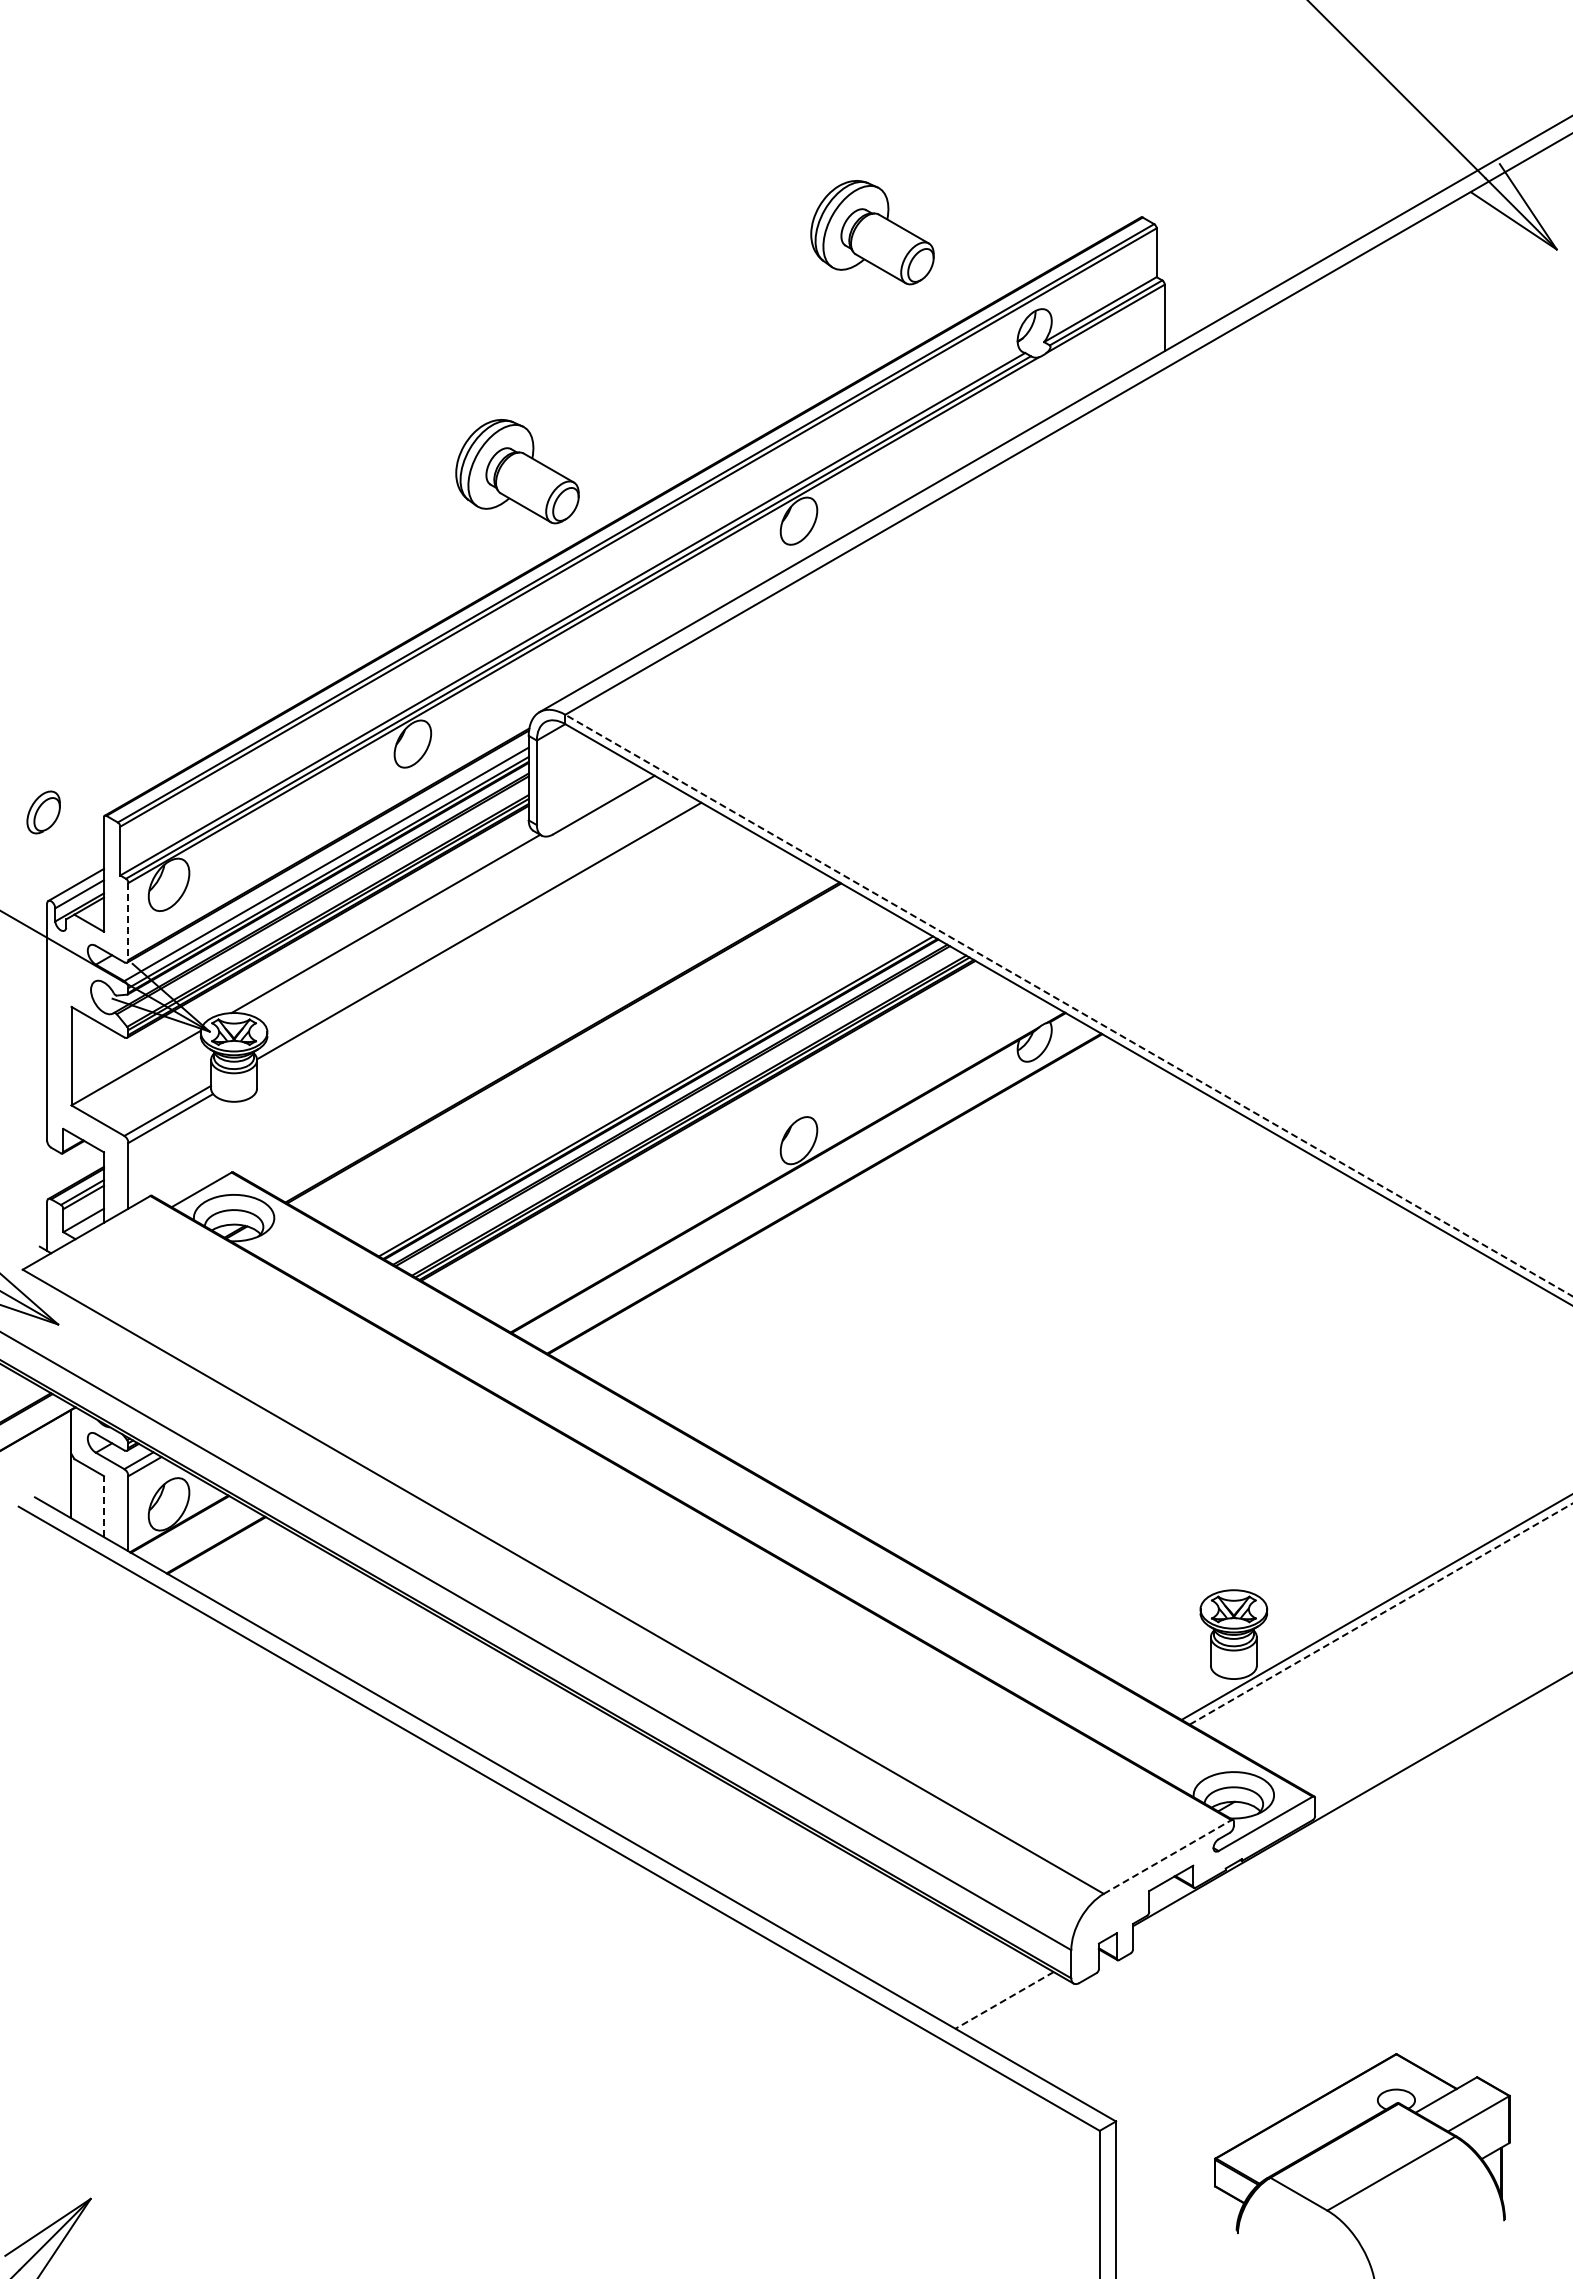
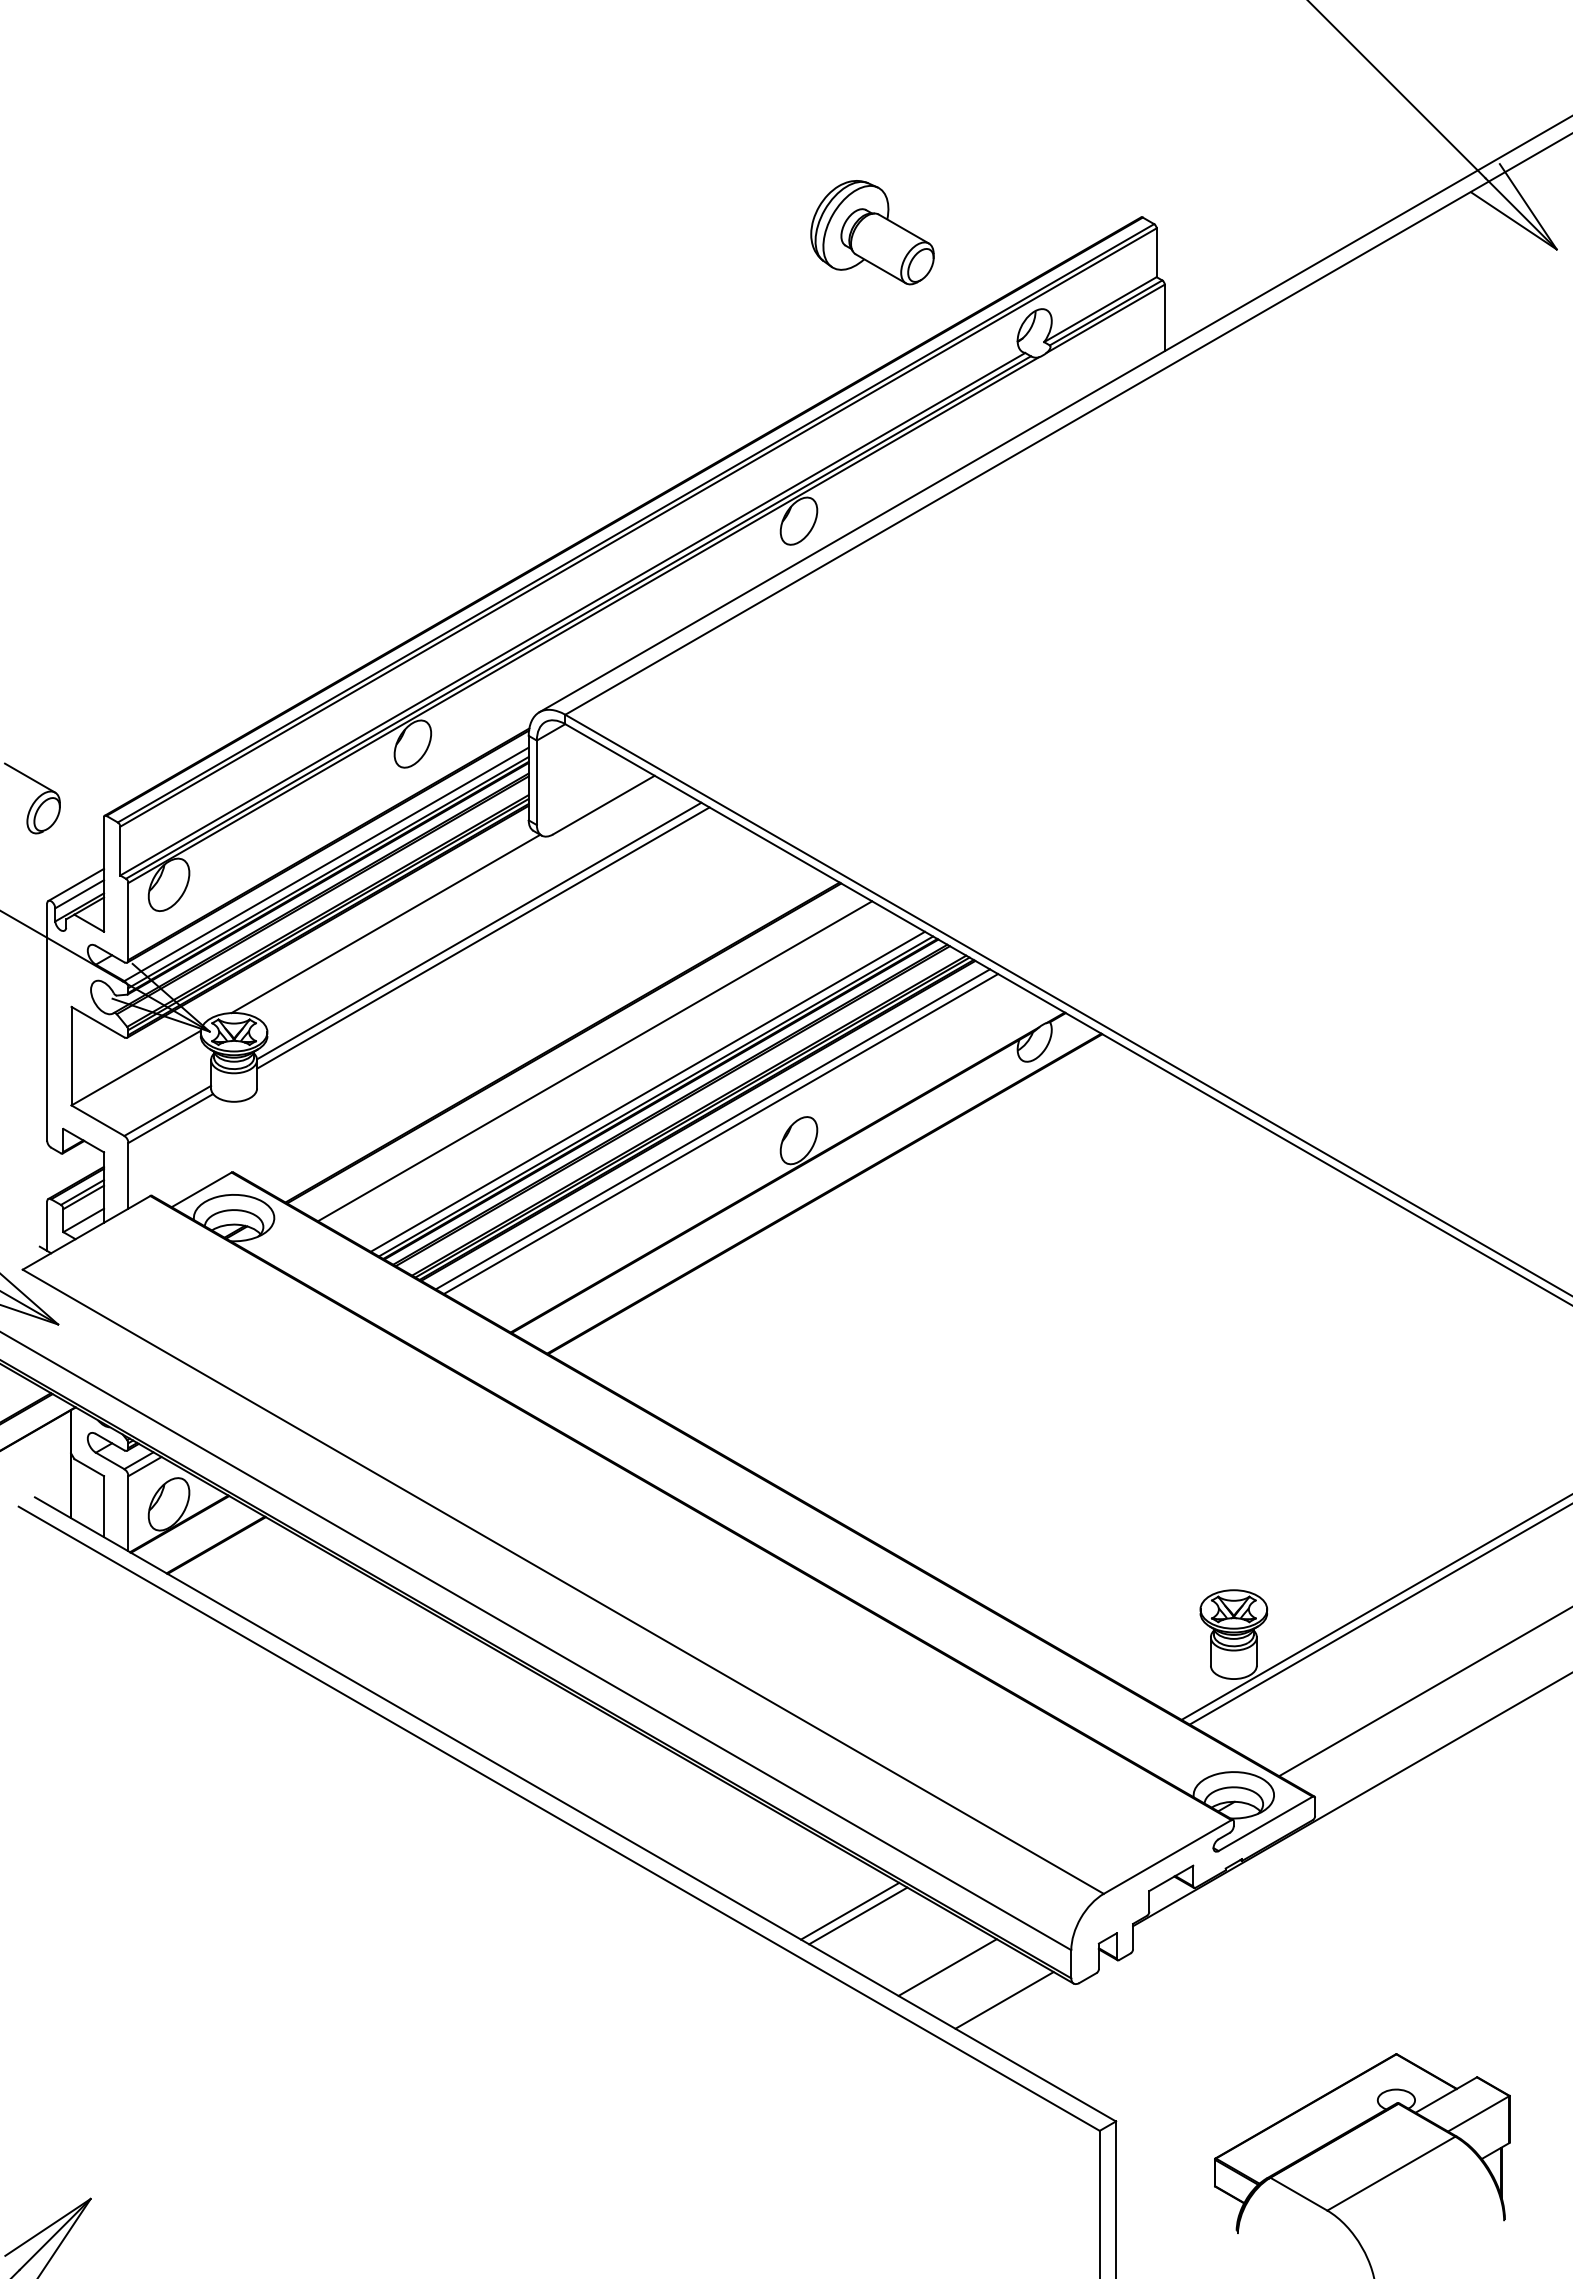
part: present -> none (517, 471)
line: none -> present (30, 777)
line: dashed -> solid (128, 922)
line: none -> present (483, 937)
line: dashed -> solid (1069, 1005)
line: none -> present (595, 1061)
line: none -> present (647, 1091)
line: none -> present (712, 1129)
line: none -> present (721, 1134)
line: dashed -> solid (104, 1506)
line: dashed -> solid (1380, 1614)
line: none -> present (1424, 1692)
line: dashed -> solid (1167, 1857)
line: none -> present (850, 1910)
line: none -> present (858, 1915)
line: none -> present (947, 1967)
line: dashed -> solid (1004, 2000)
